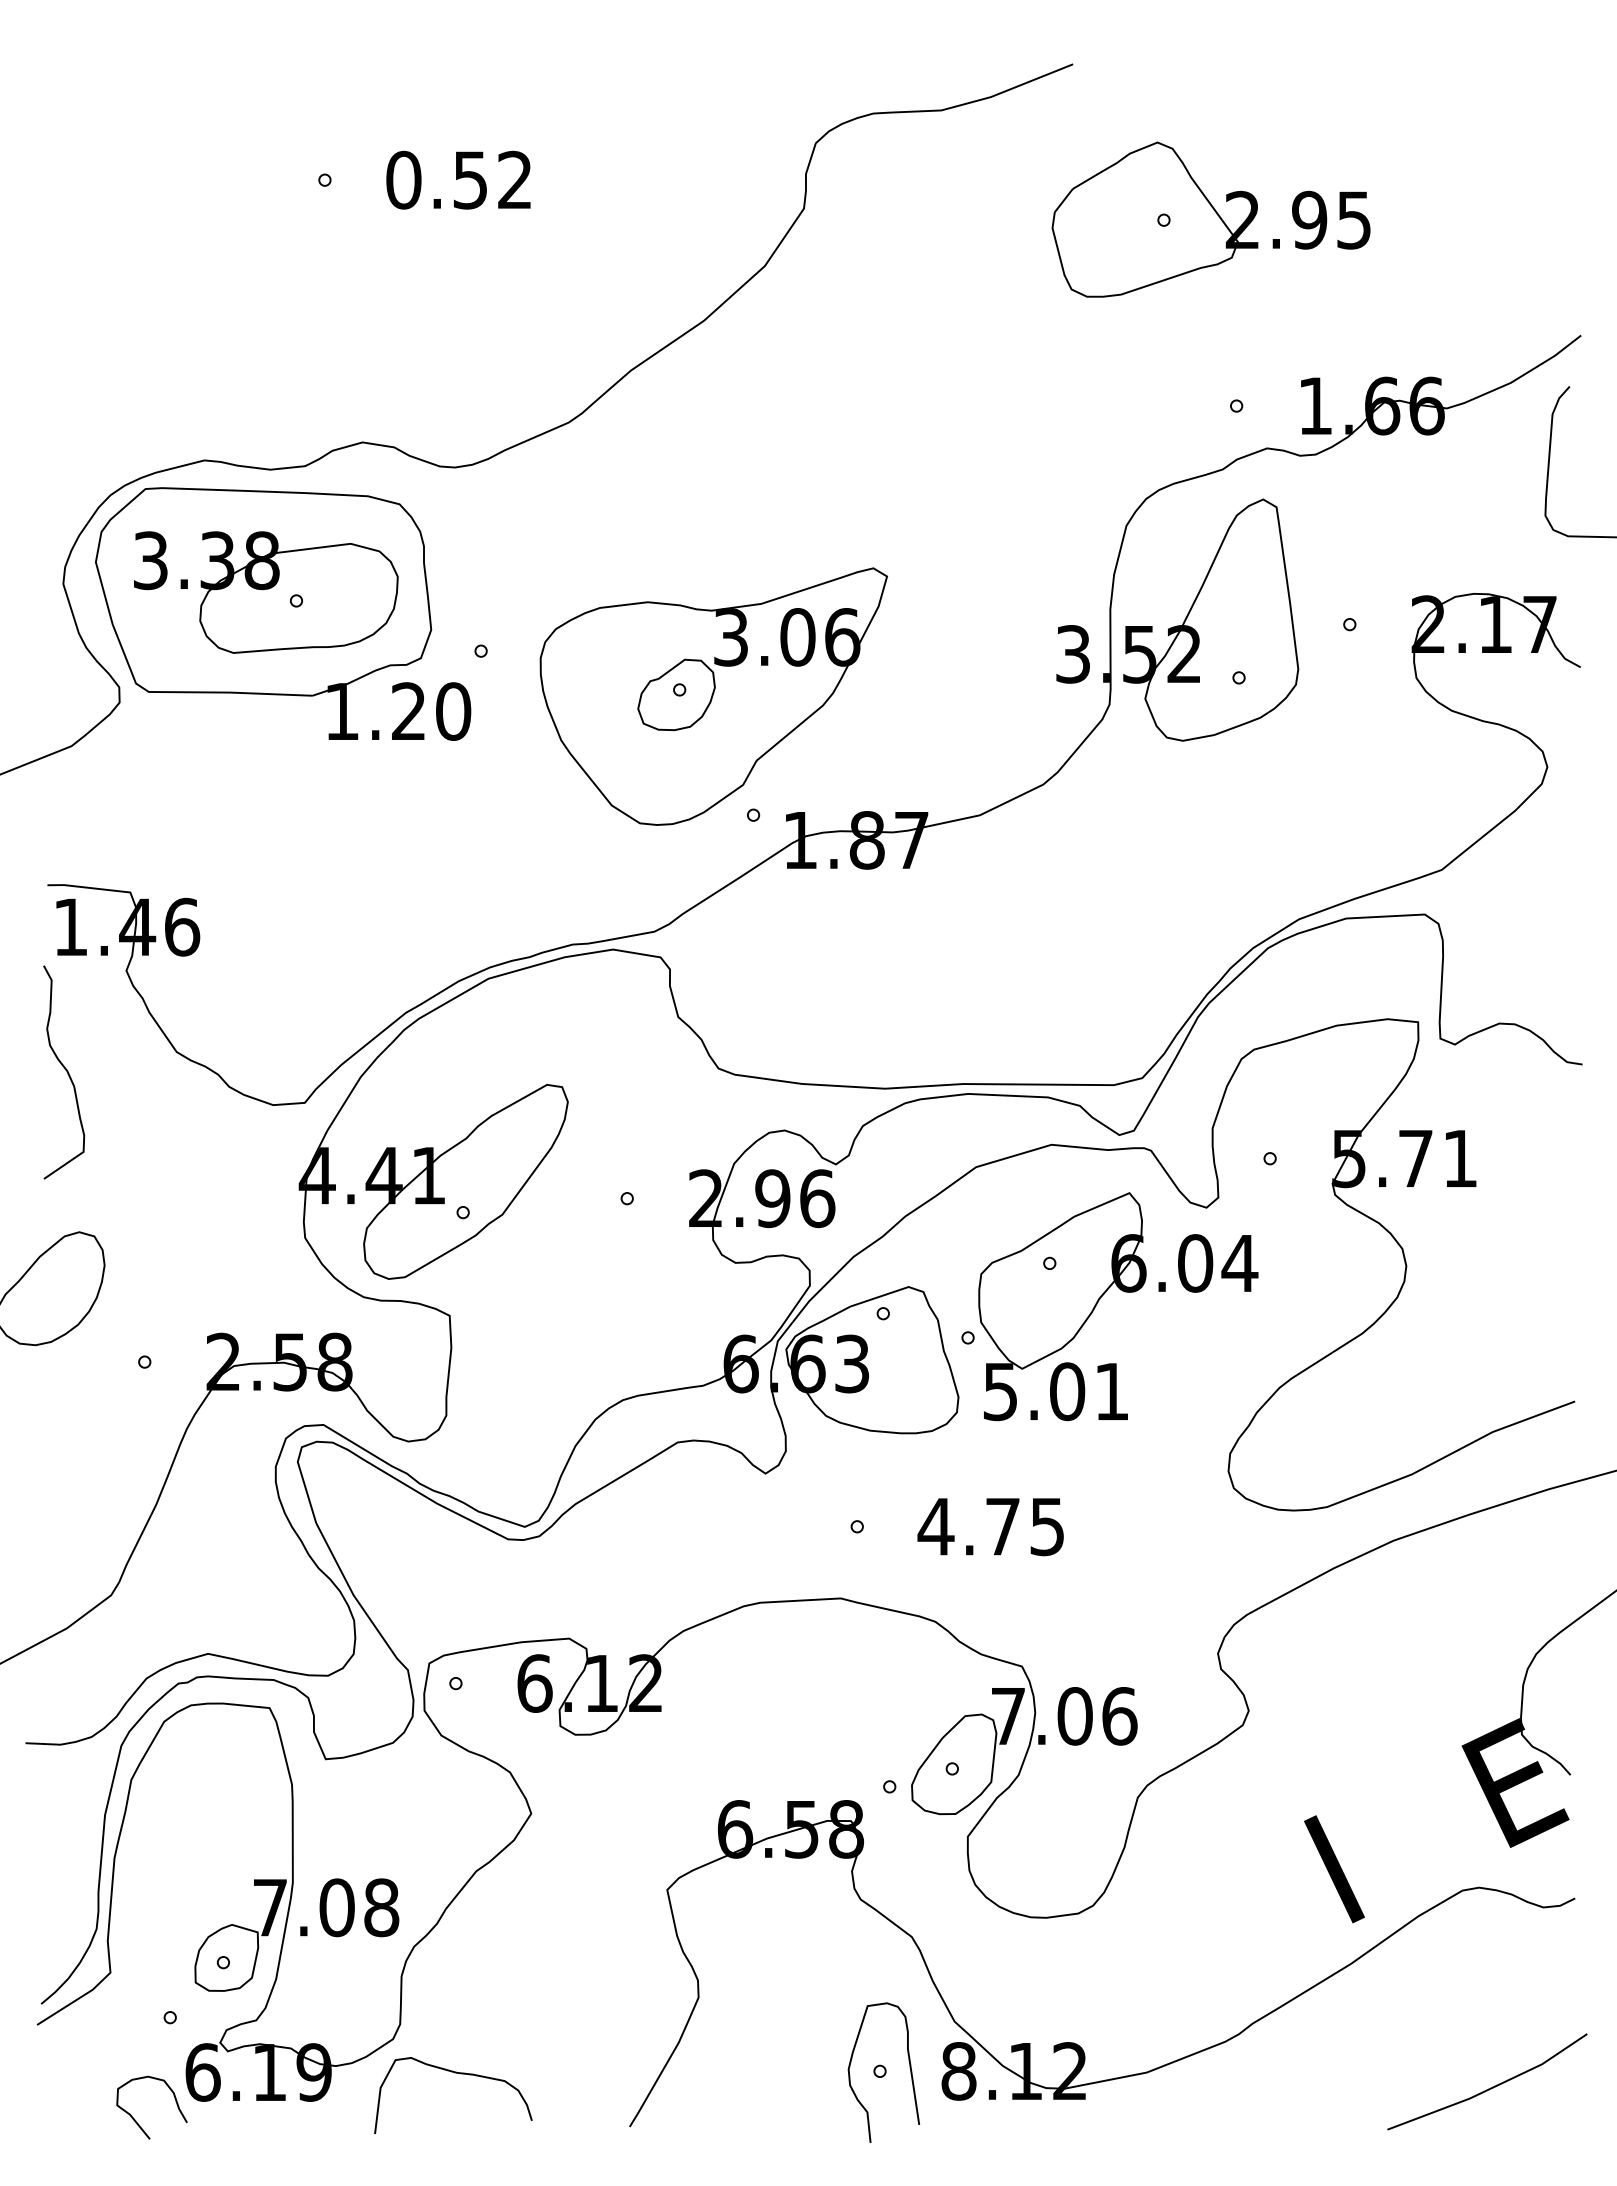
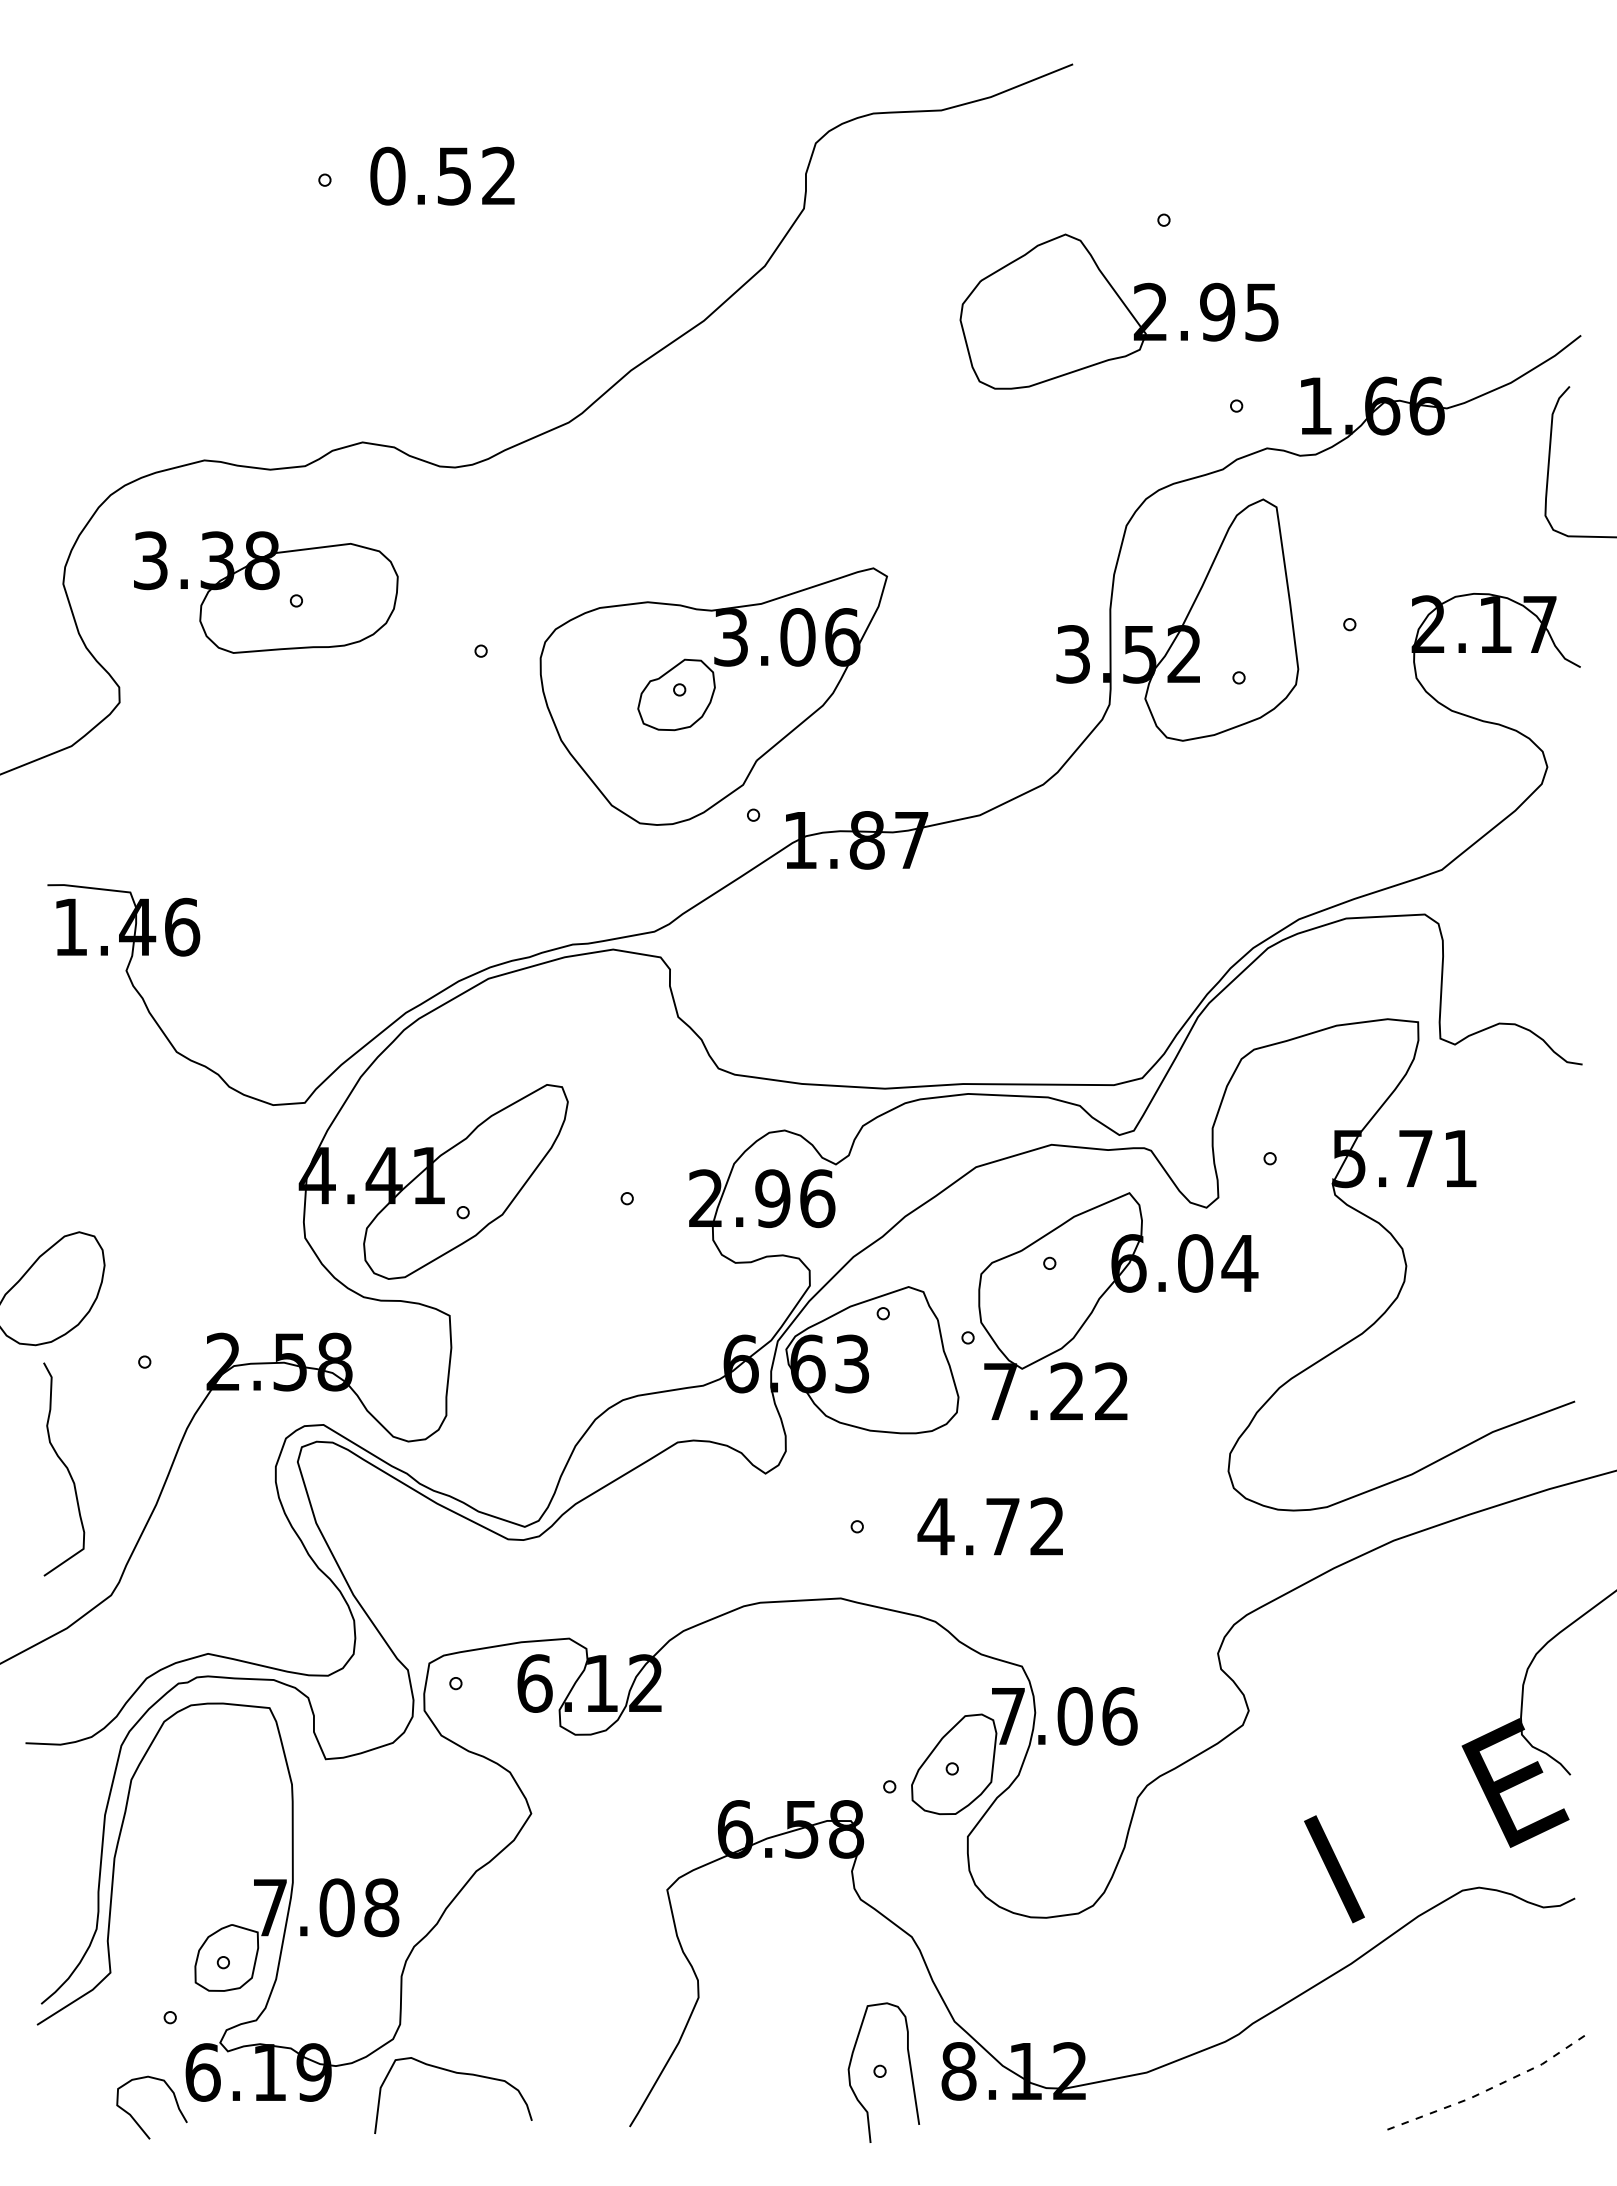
text position: (458, 179) -> (442, 175) (442, 175)
part position: (1210, 219) -> (1118, 311) (1118, 311)
part: present -> none (283, 613)
curve position: (66, 1072) -> (66, 1469) (66, 1469)
text: 5.01 -> 7.22 (1055, 1391)
text: 4.75 -> 4.72 (1046, 1526)
line: solid -> dashed (1491, 2088)
